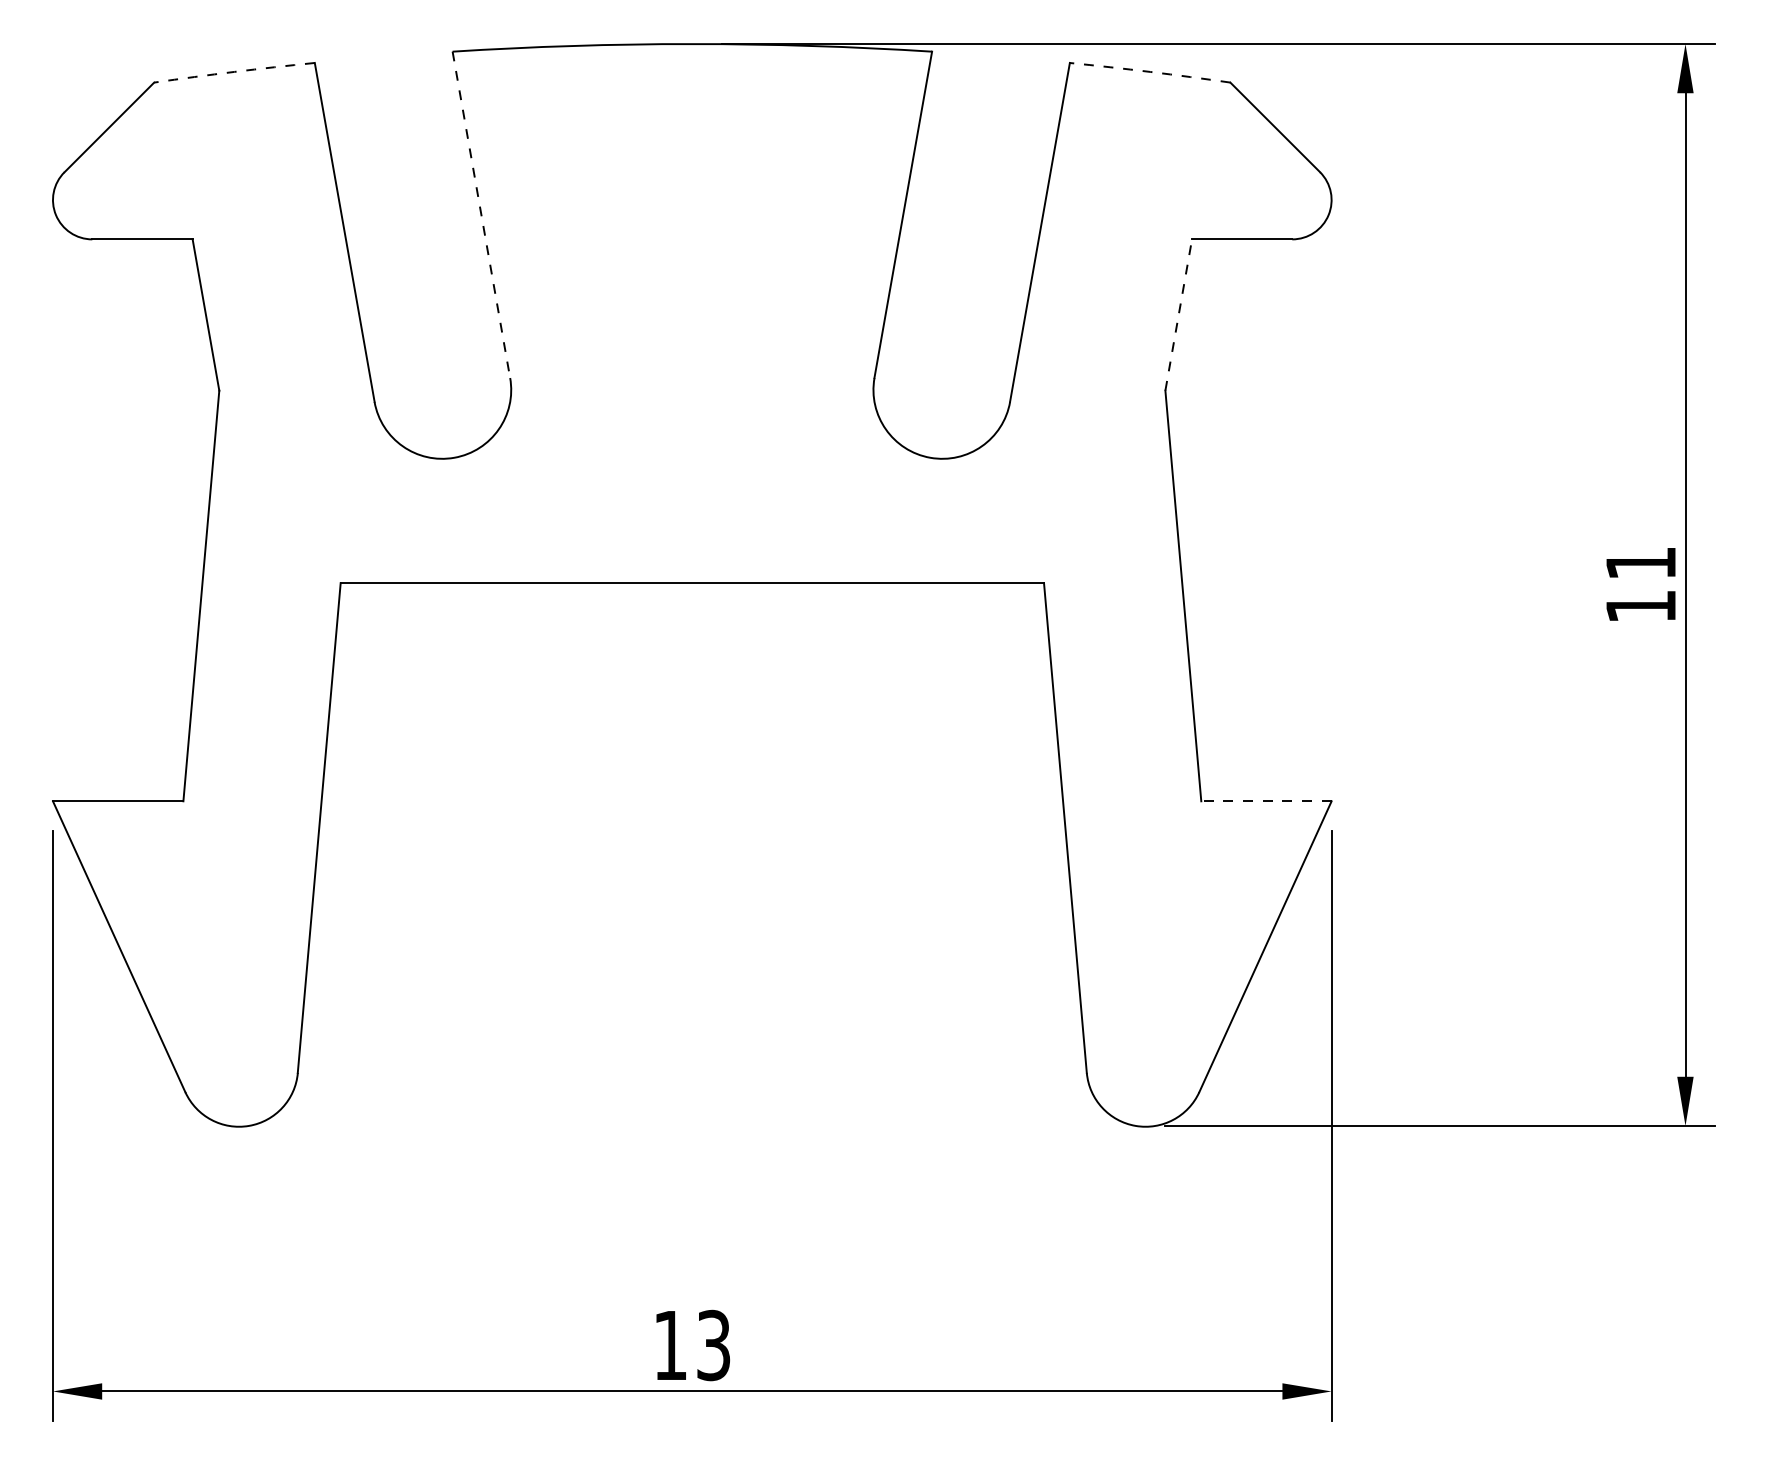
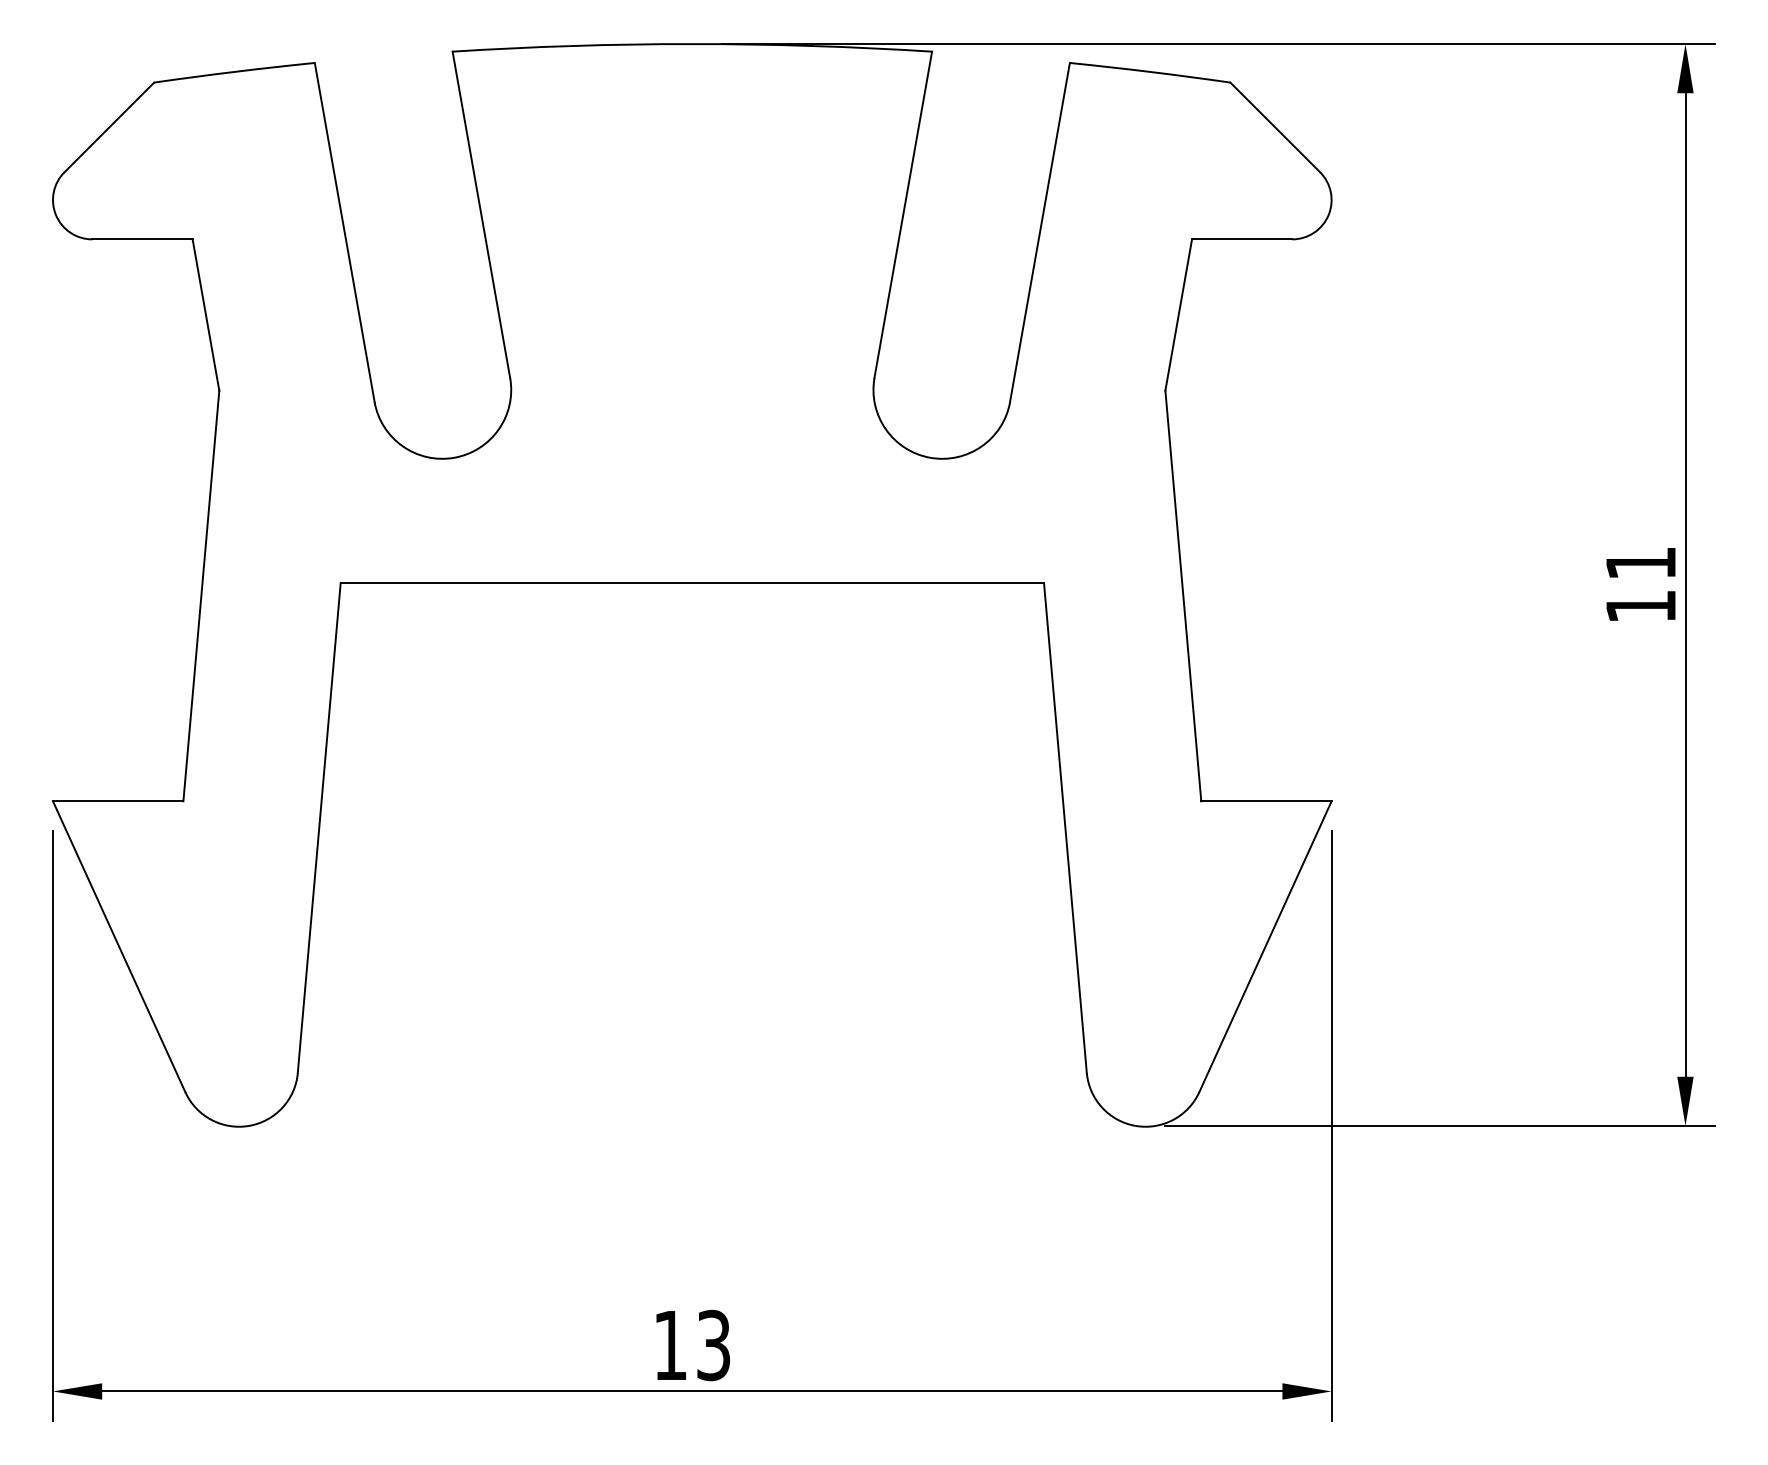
arc: dashed -> solid (234, 71)
arc: dashed -> solid (1150, 71)
line: dashed -> solid (481, 214)
line: dashed -> solid (1178, 315)
line: dashed -> solid (1265, 801)
